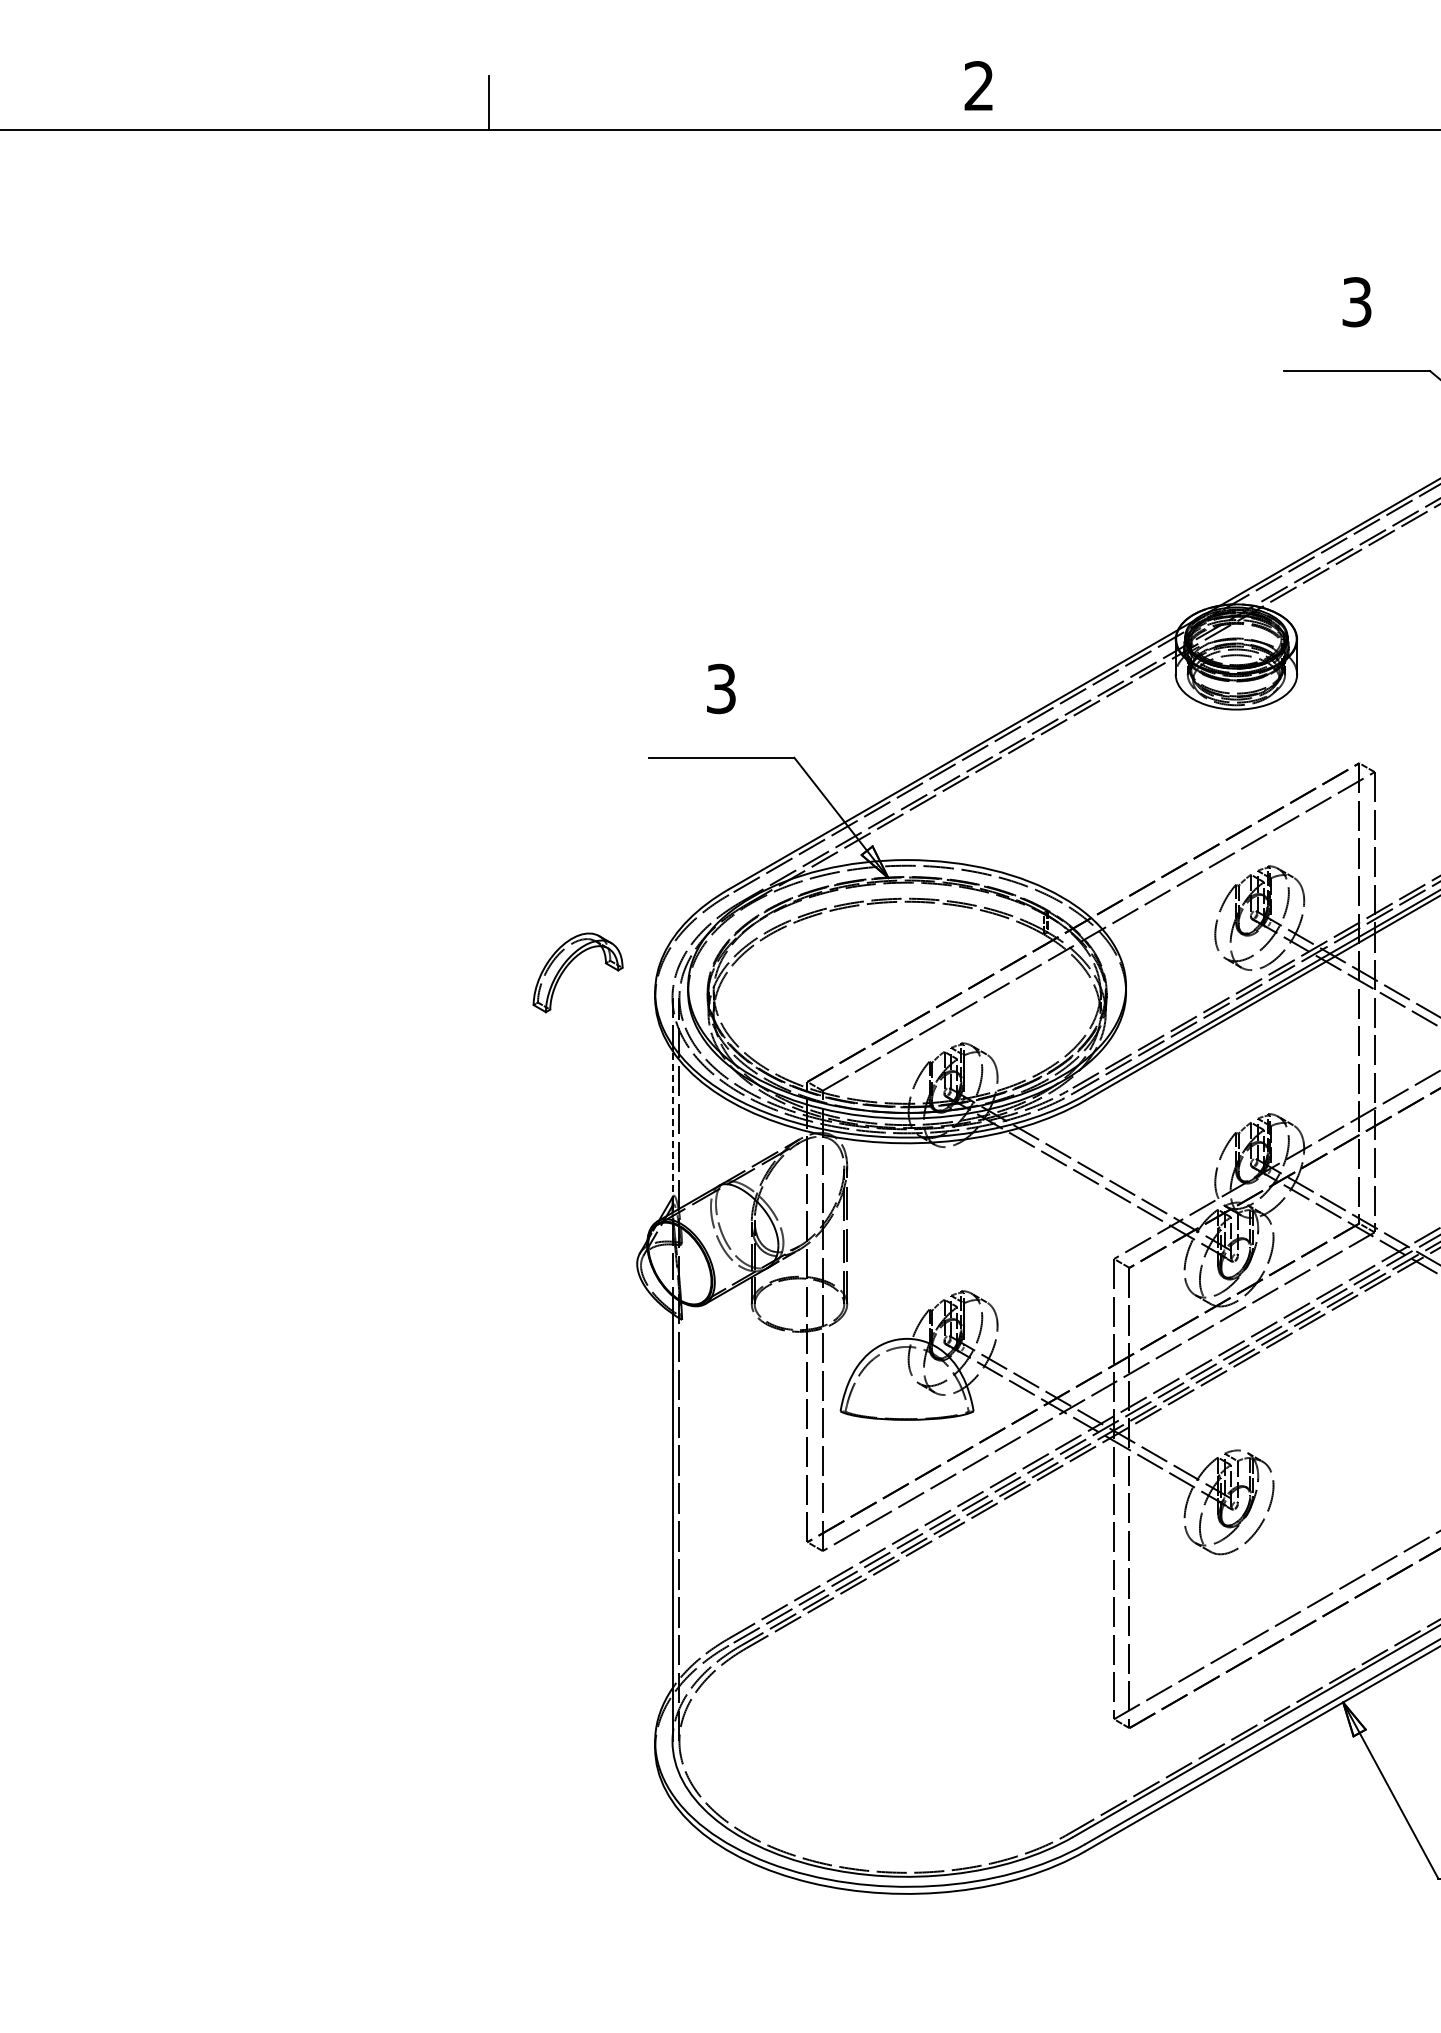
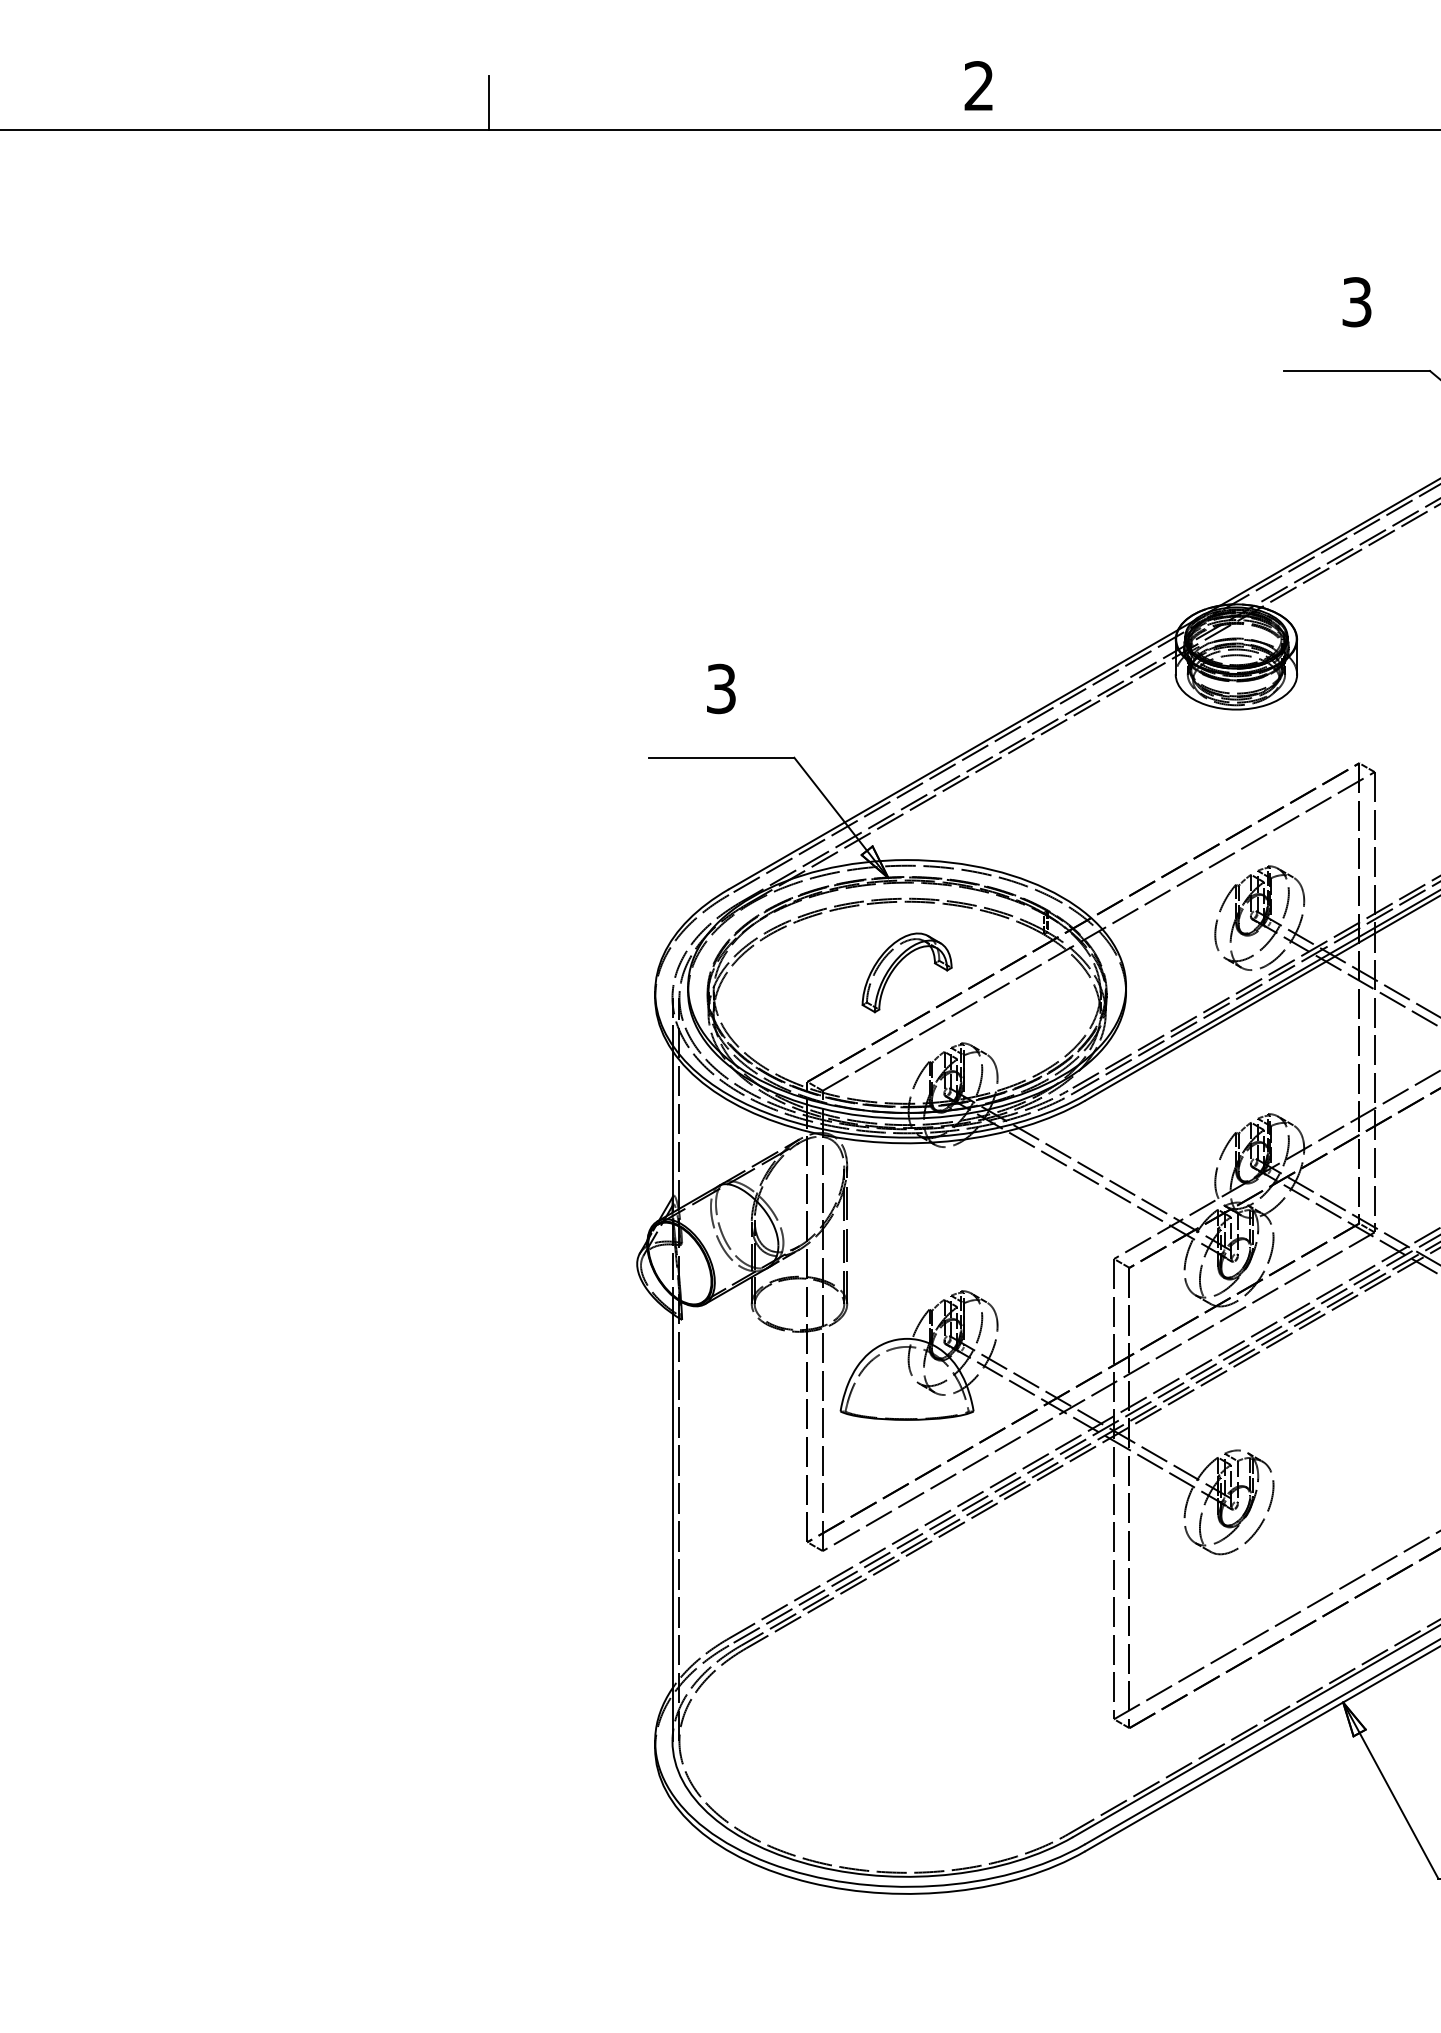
part position: (567, 967) -> (896, 967) (896, 967)
line: dashed -> solid (672, 1126)
